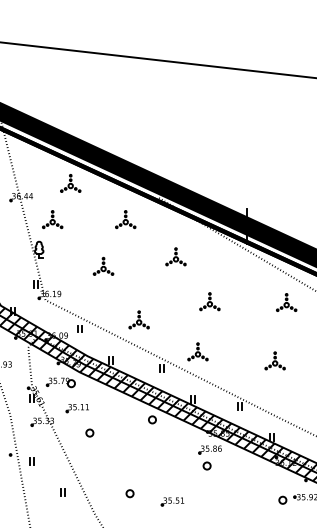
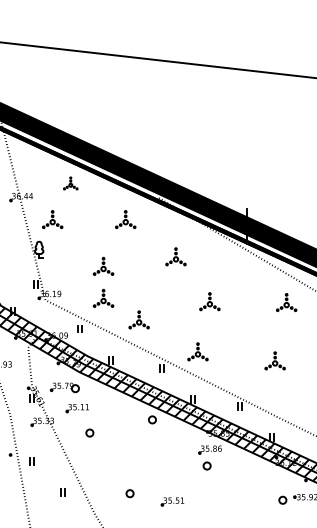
part size: 22x19 px -> 16x15 px (70, 183)
part: none -> present (103, 297)
part position: (60, 382) -> (64, 387) (64, 387)
